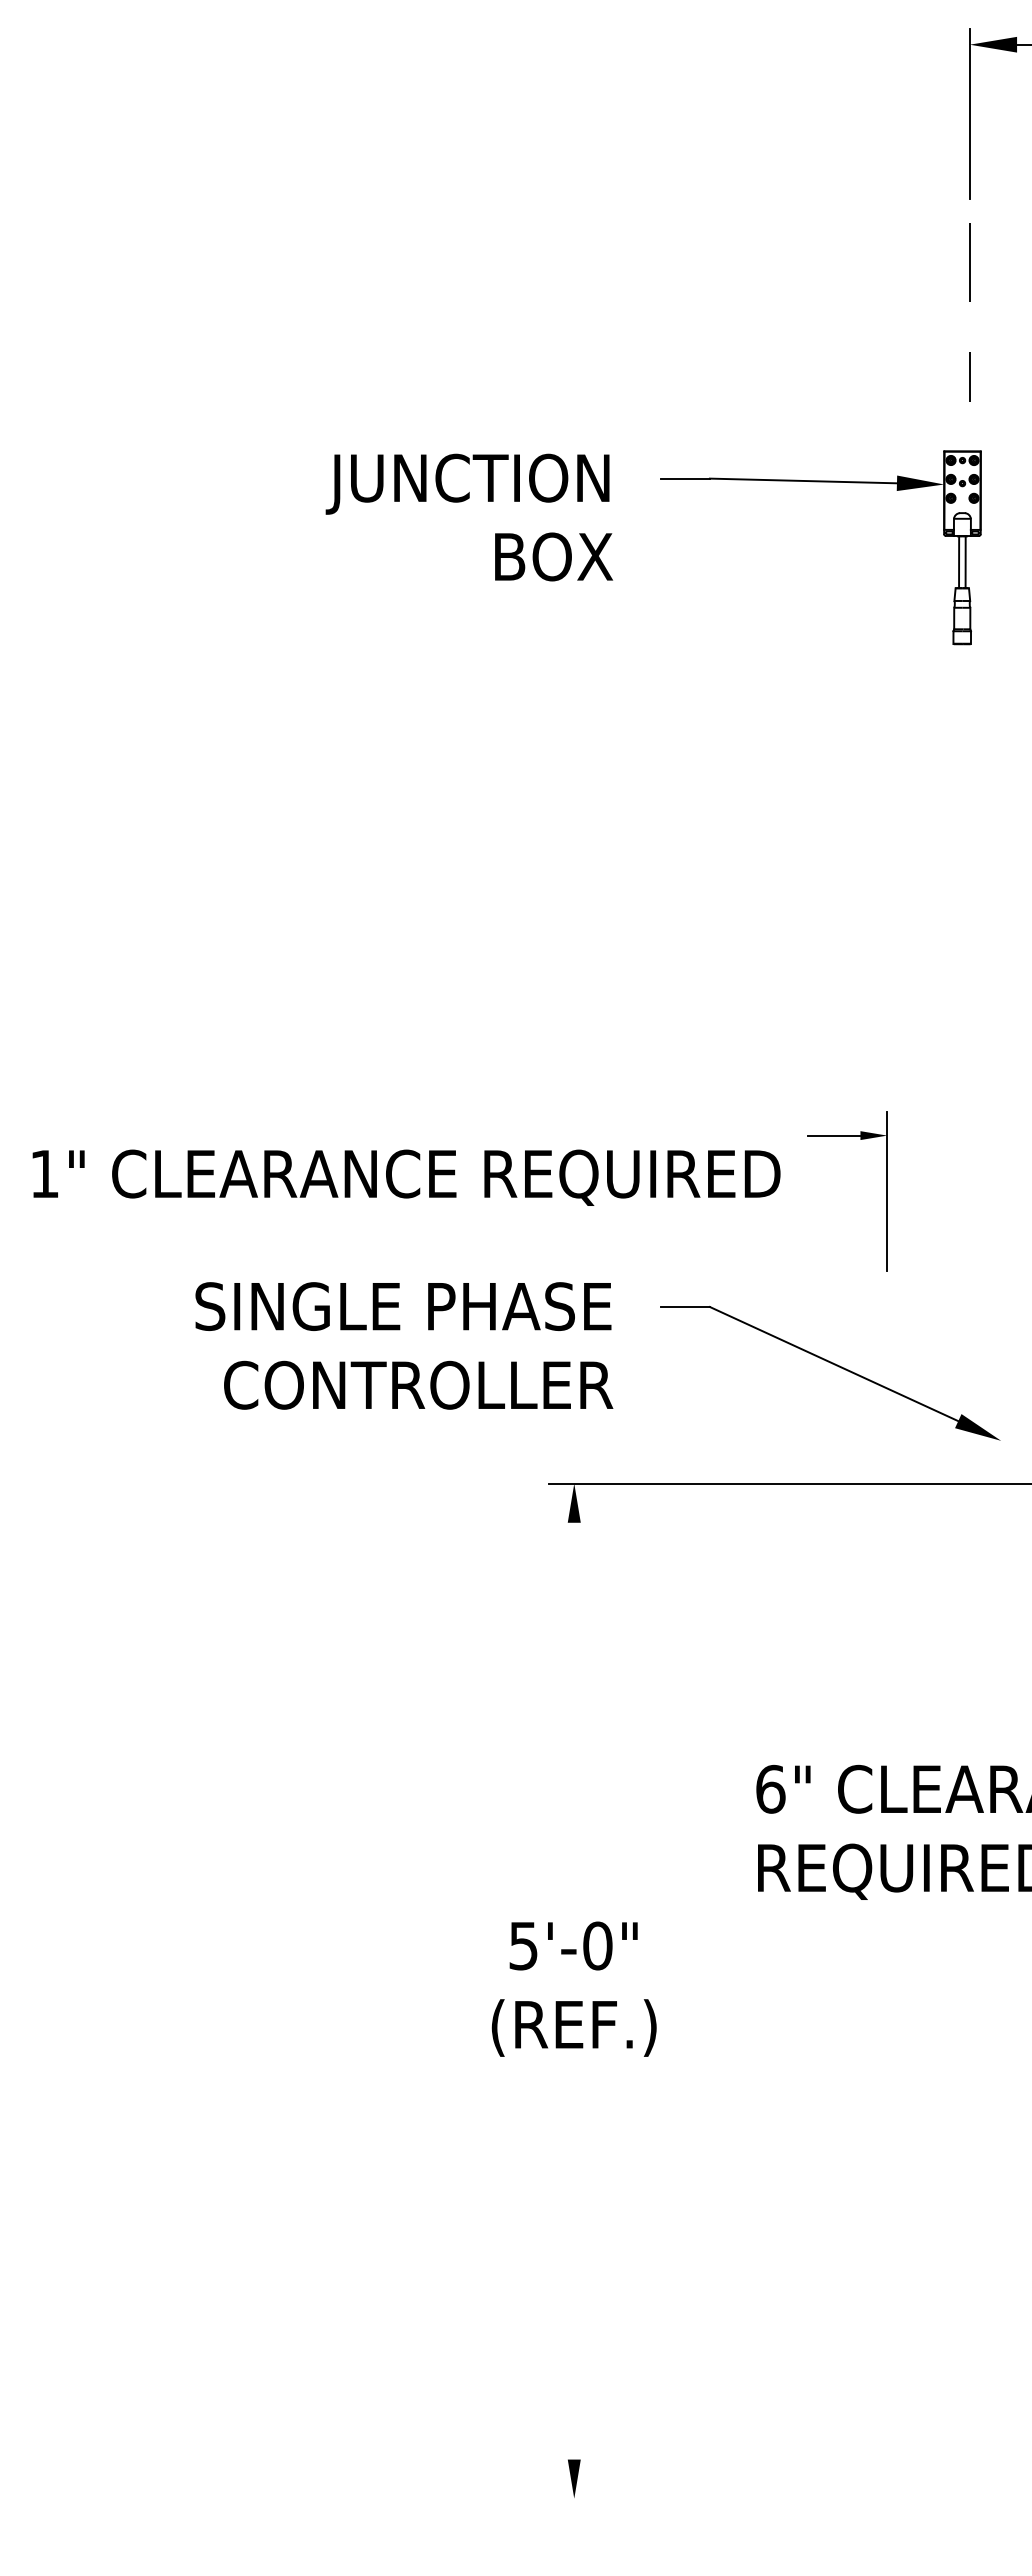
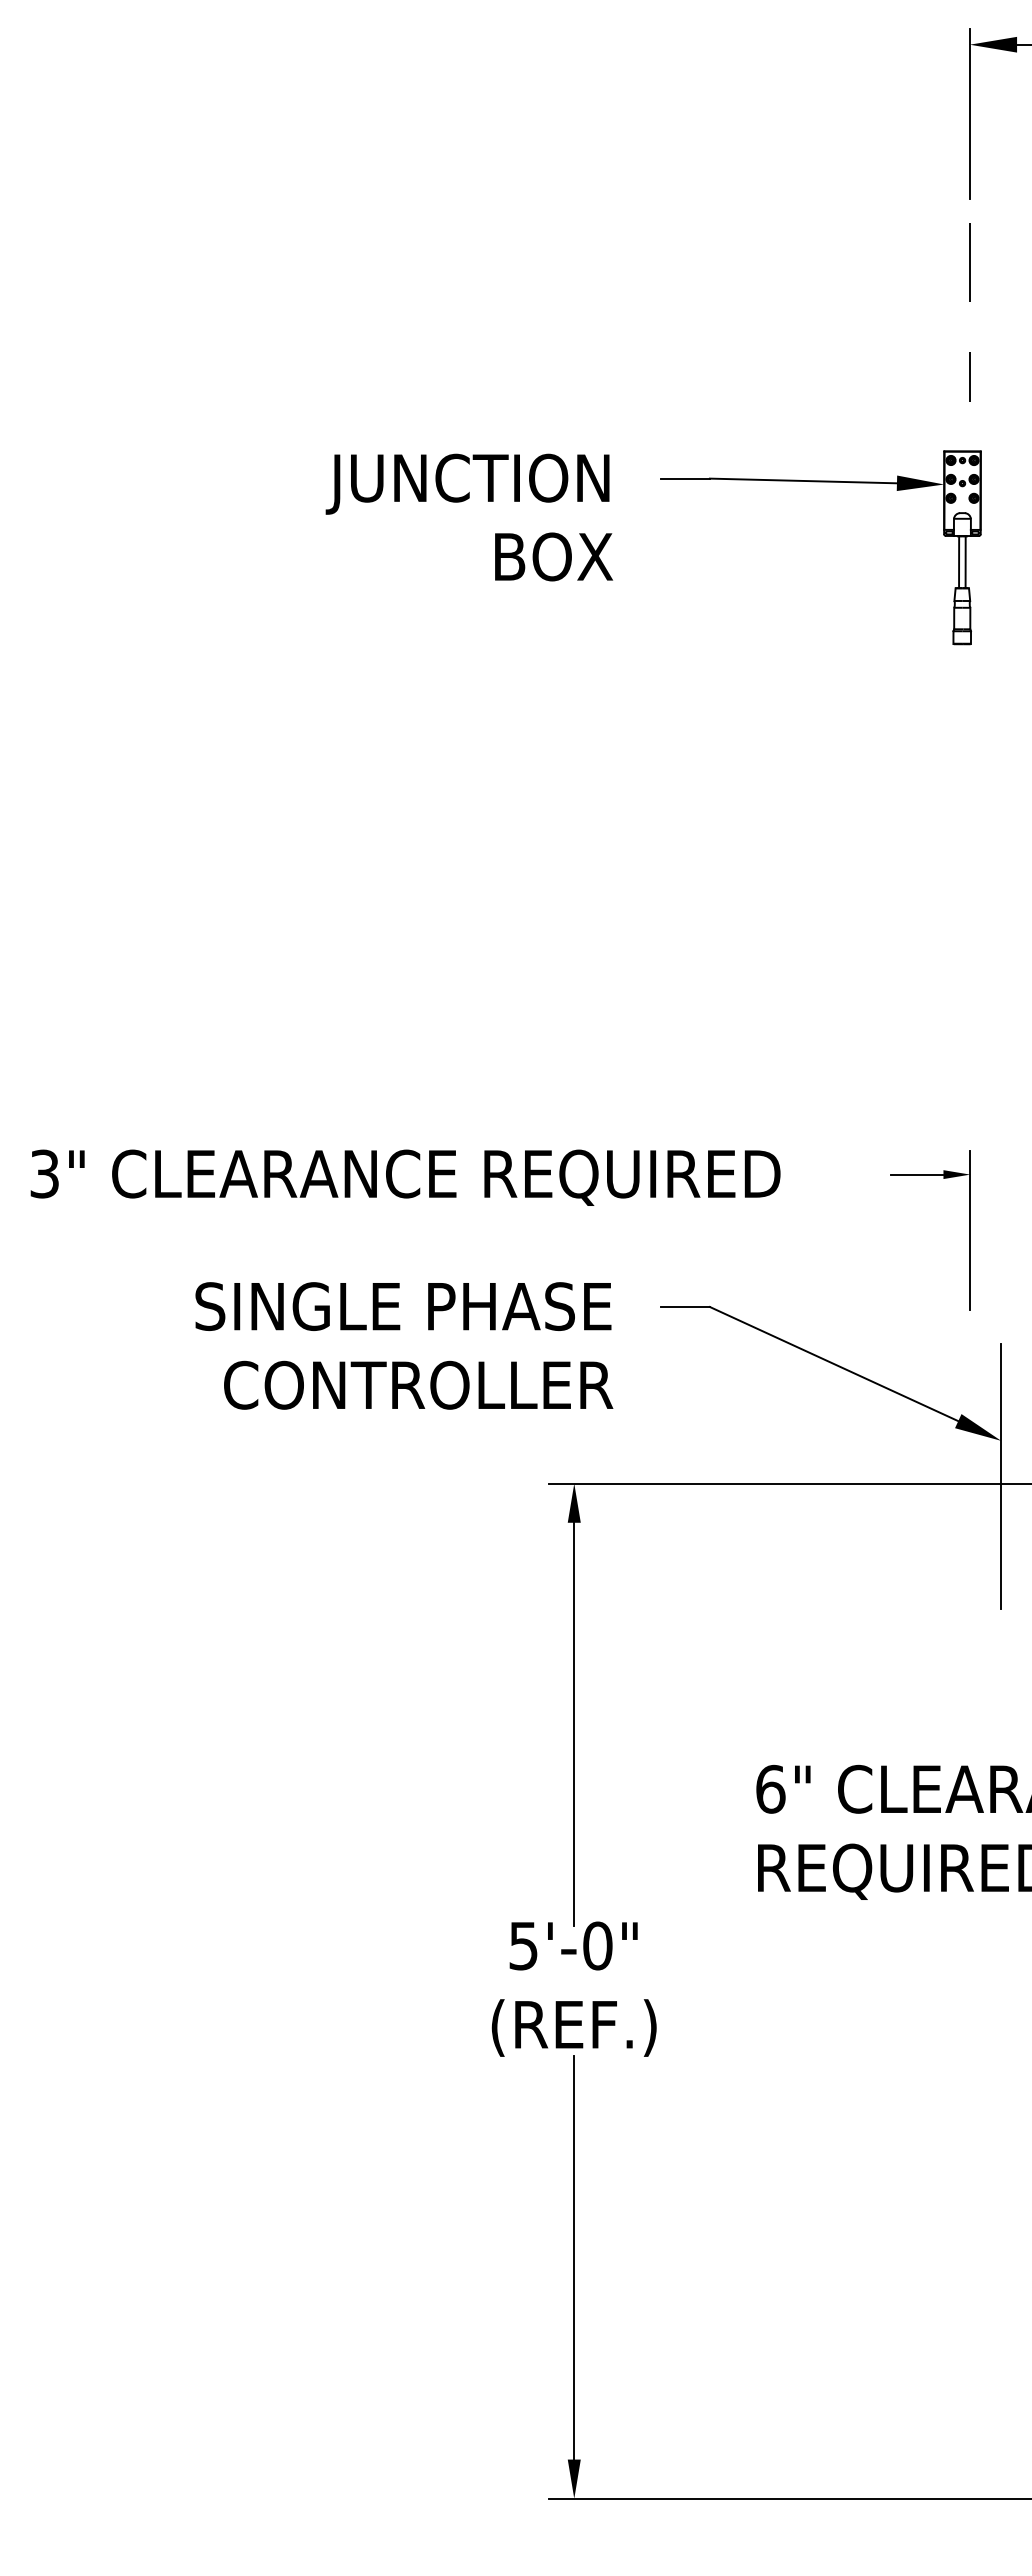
text: 1" -> 3" (44, 1173)
part position: (886, 1191) -> (969, 1230) (969, 1230)
line: none -> present (1001, 1476)
line: none -> present (574, 1724)
line: none -> present (574, 2257)
line: none -> present (788, 2498)
